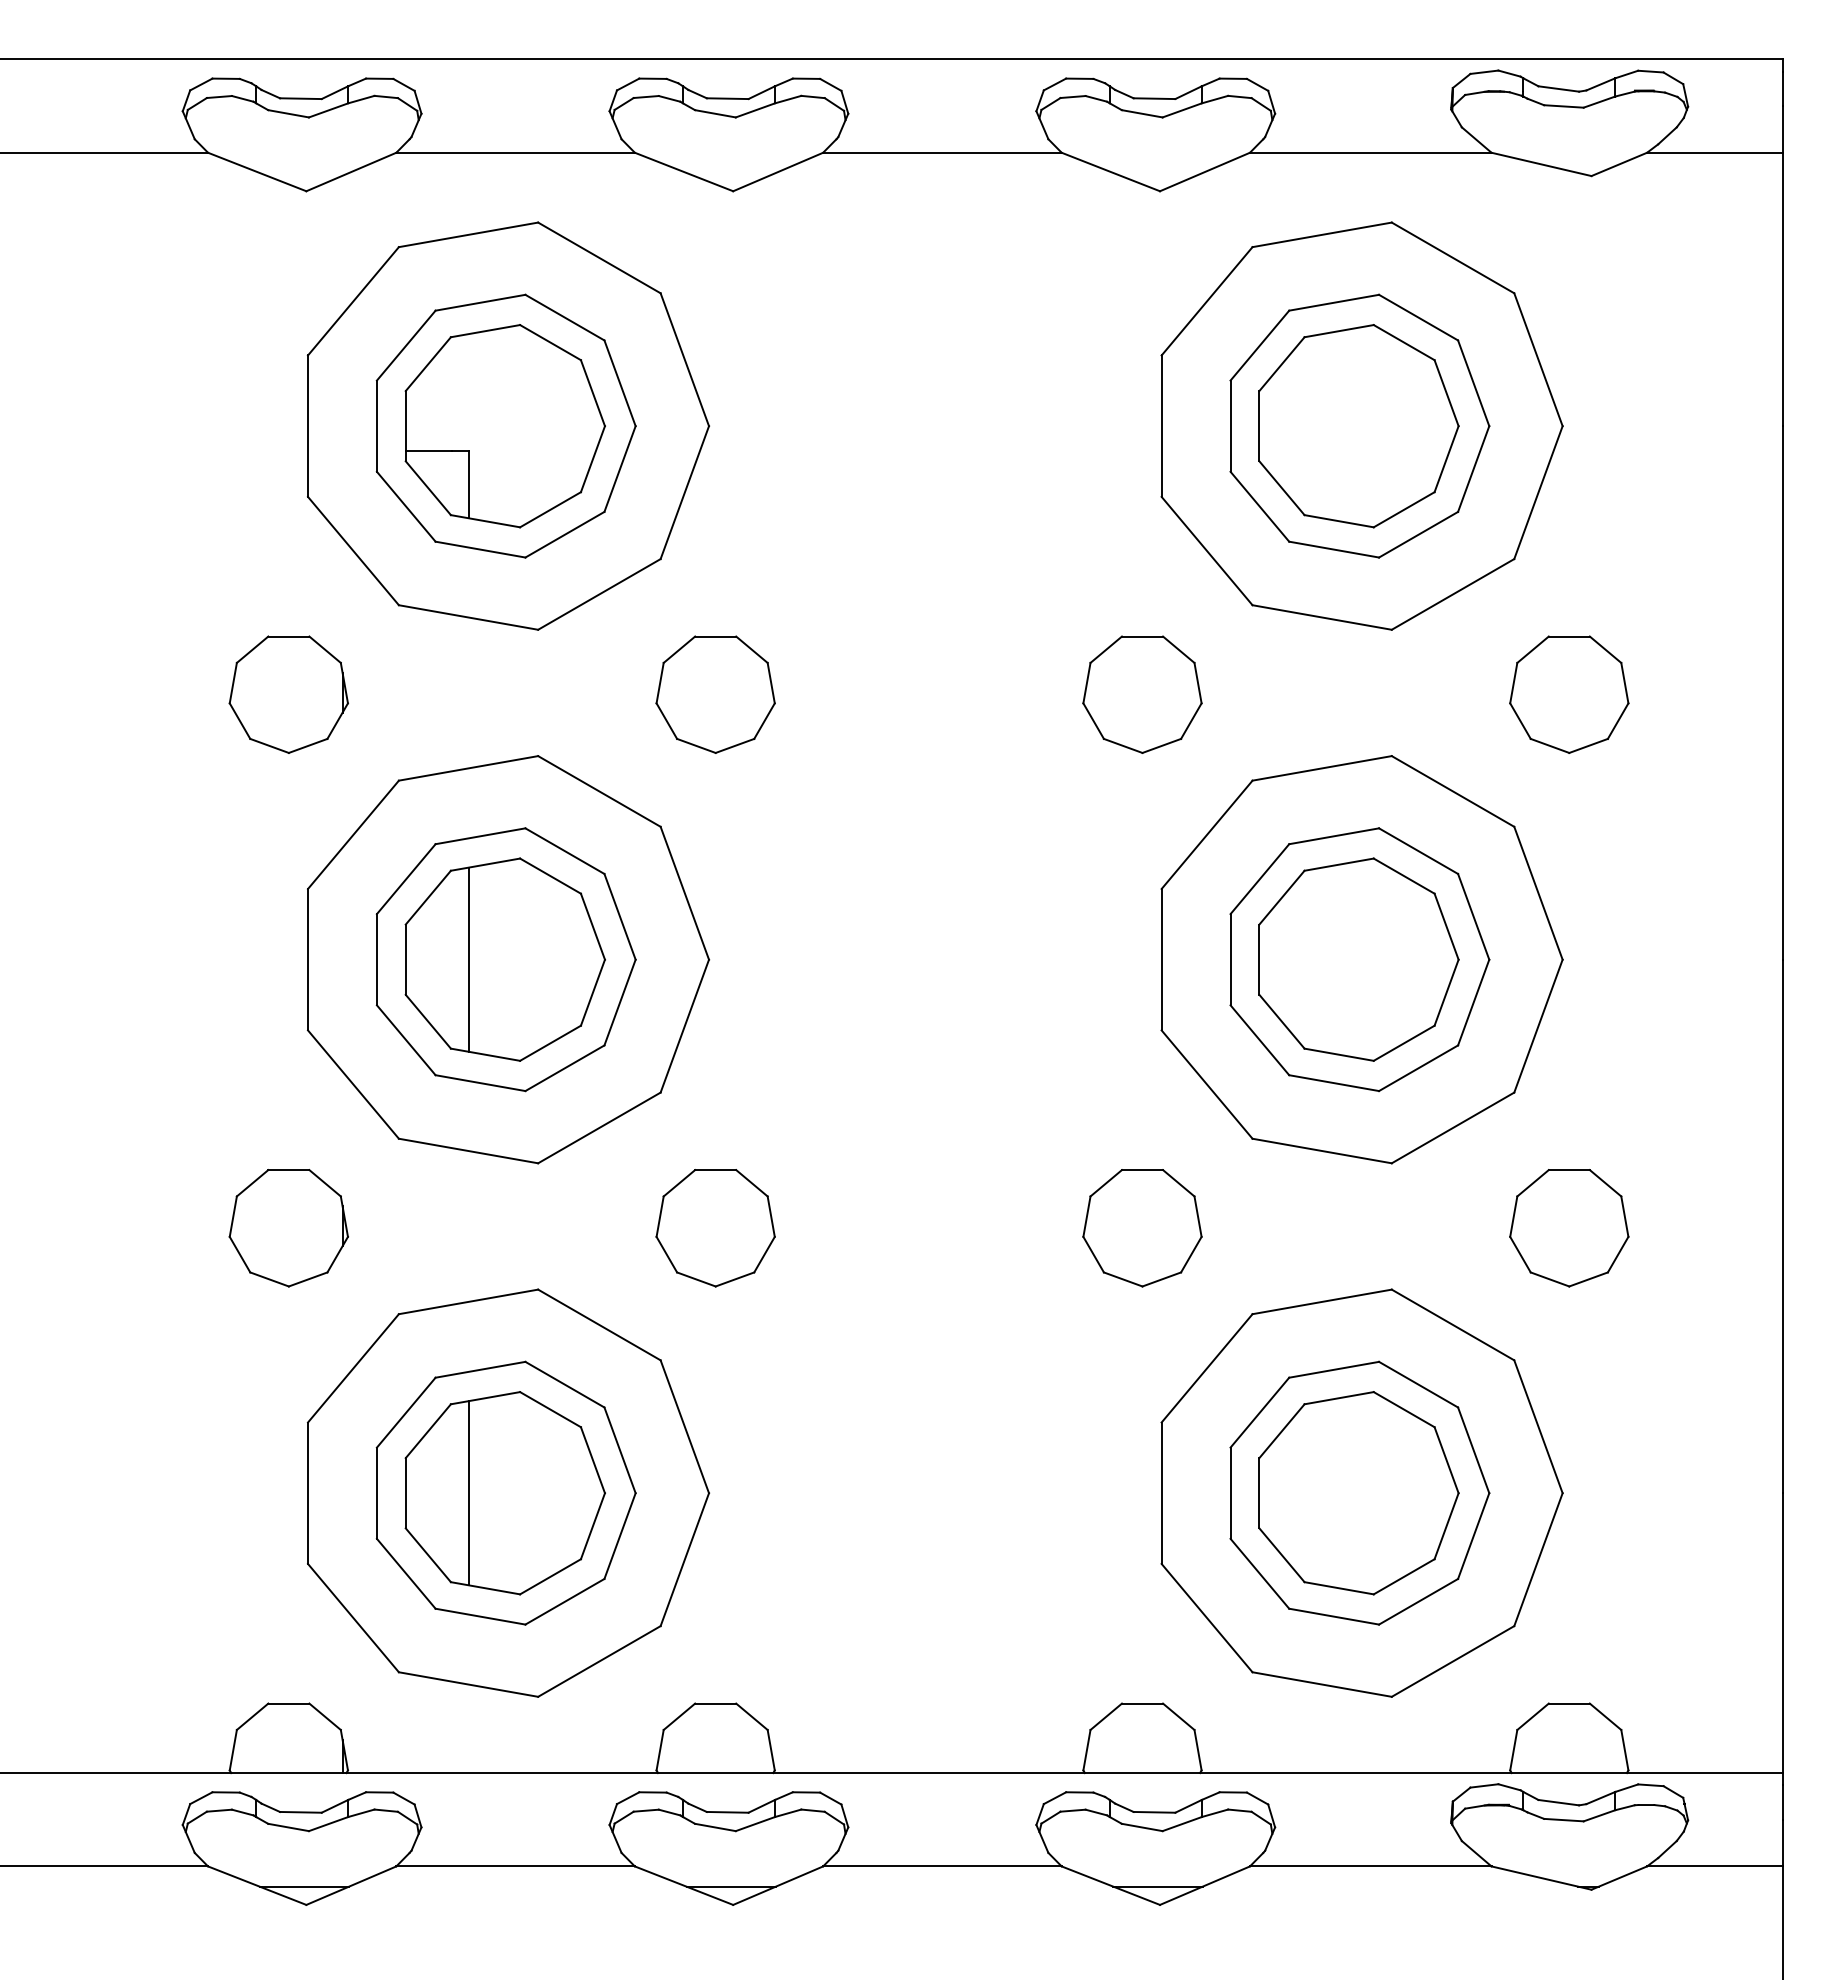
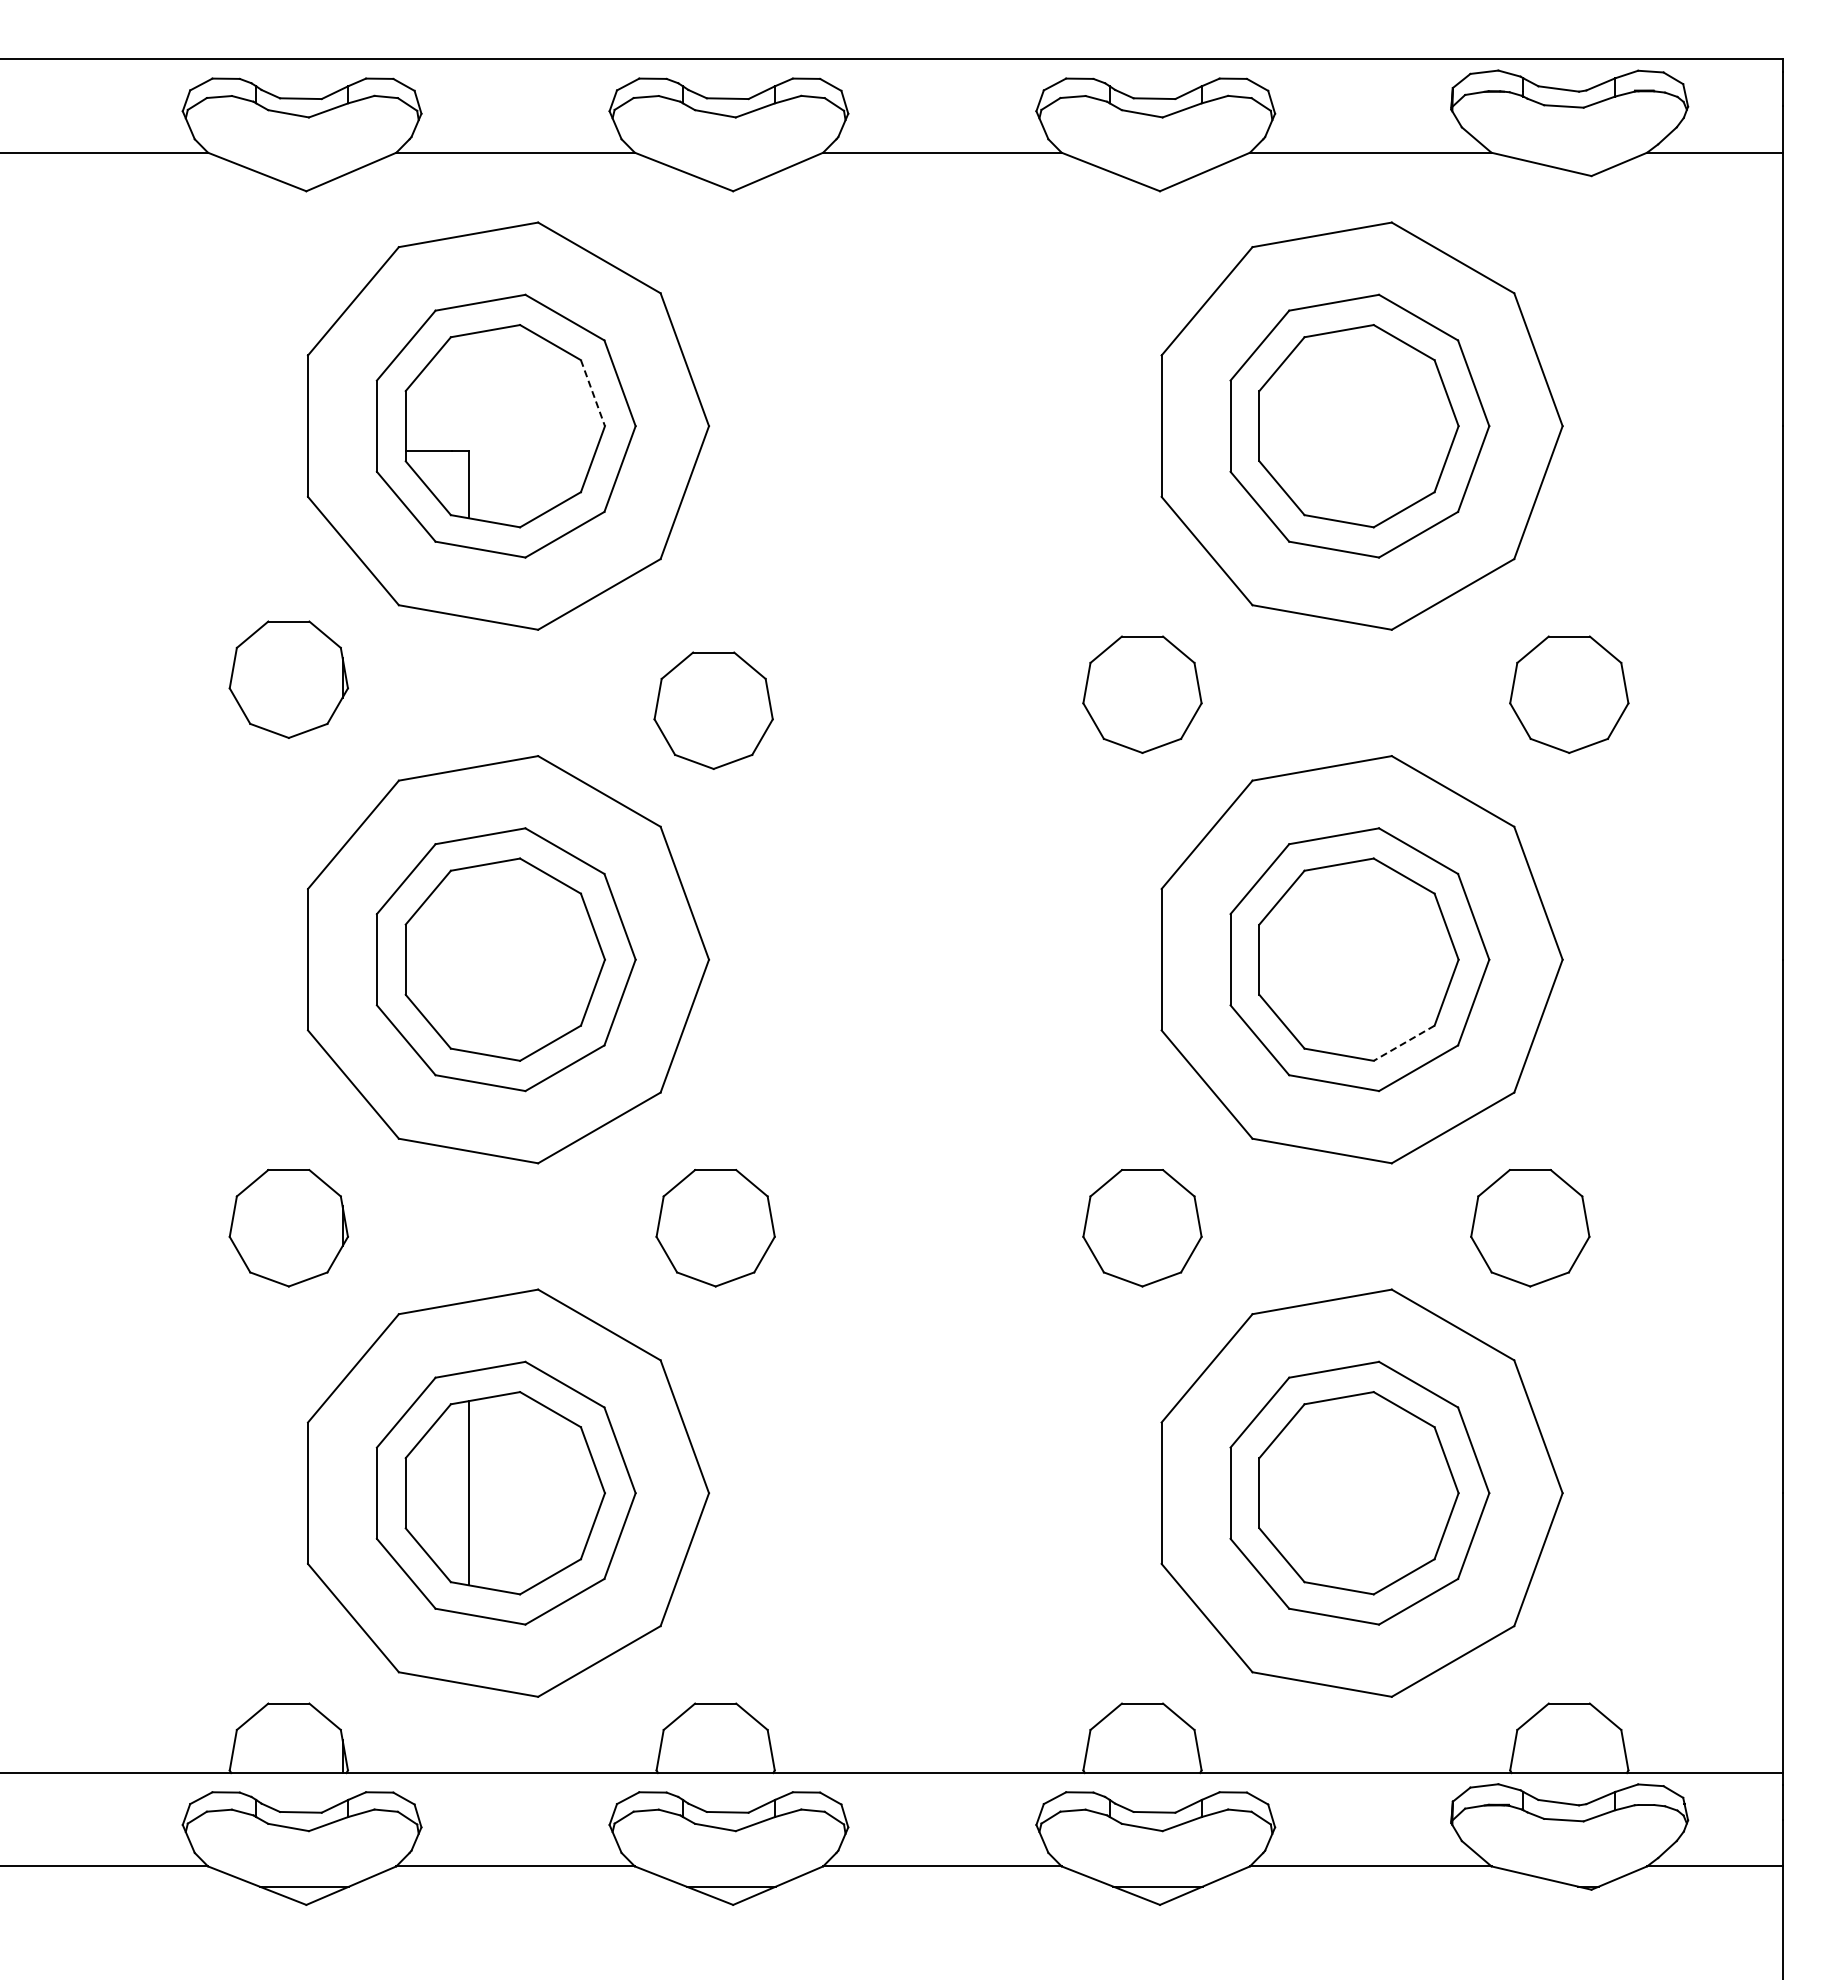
line: solid -> dashed (593, 393)
part position: (288, 694) -> (288, 679) (288, 679)
part position: (715, 694) -> (713, 710) (713, 710)
line: present -> none (469, 959)
line: solid -> dashed (1403, 1043)
part position: (1569, 1228) -> (1530, 1228) (1530, 1228)
